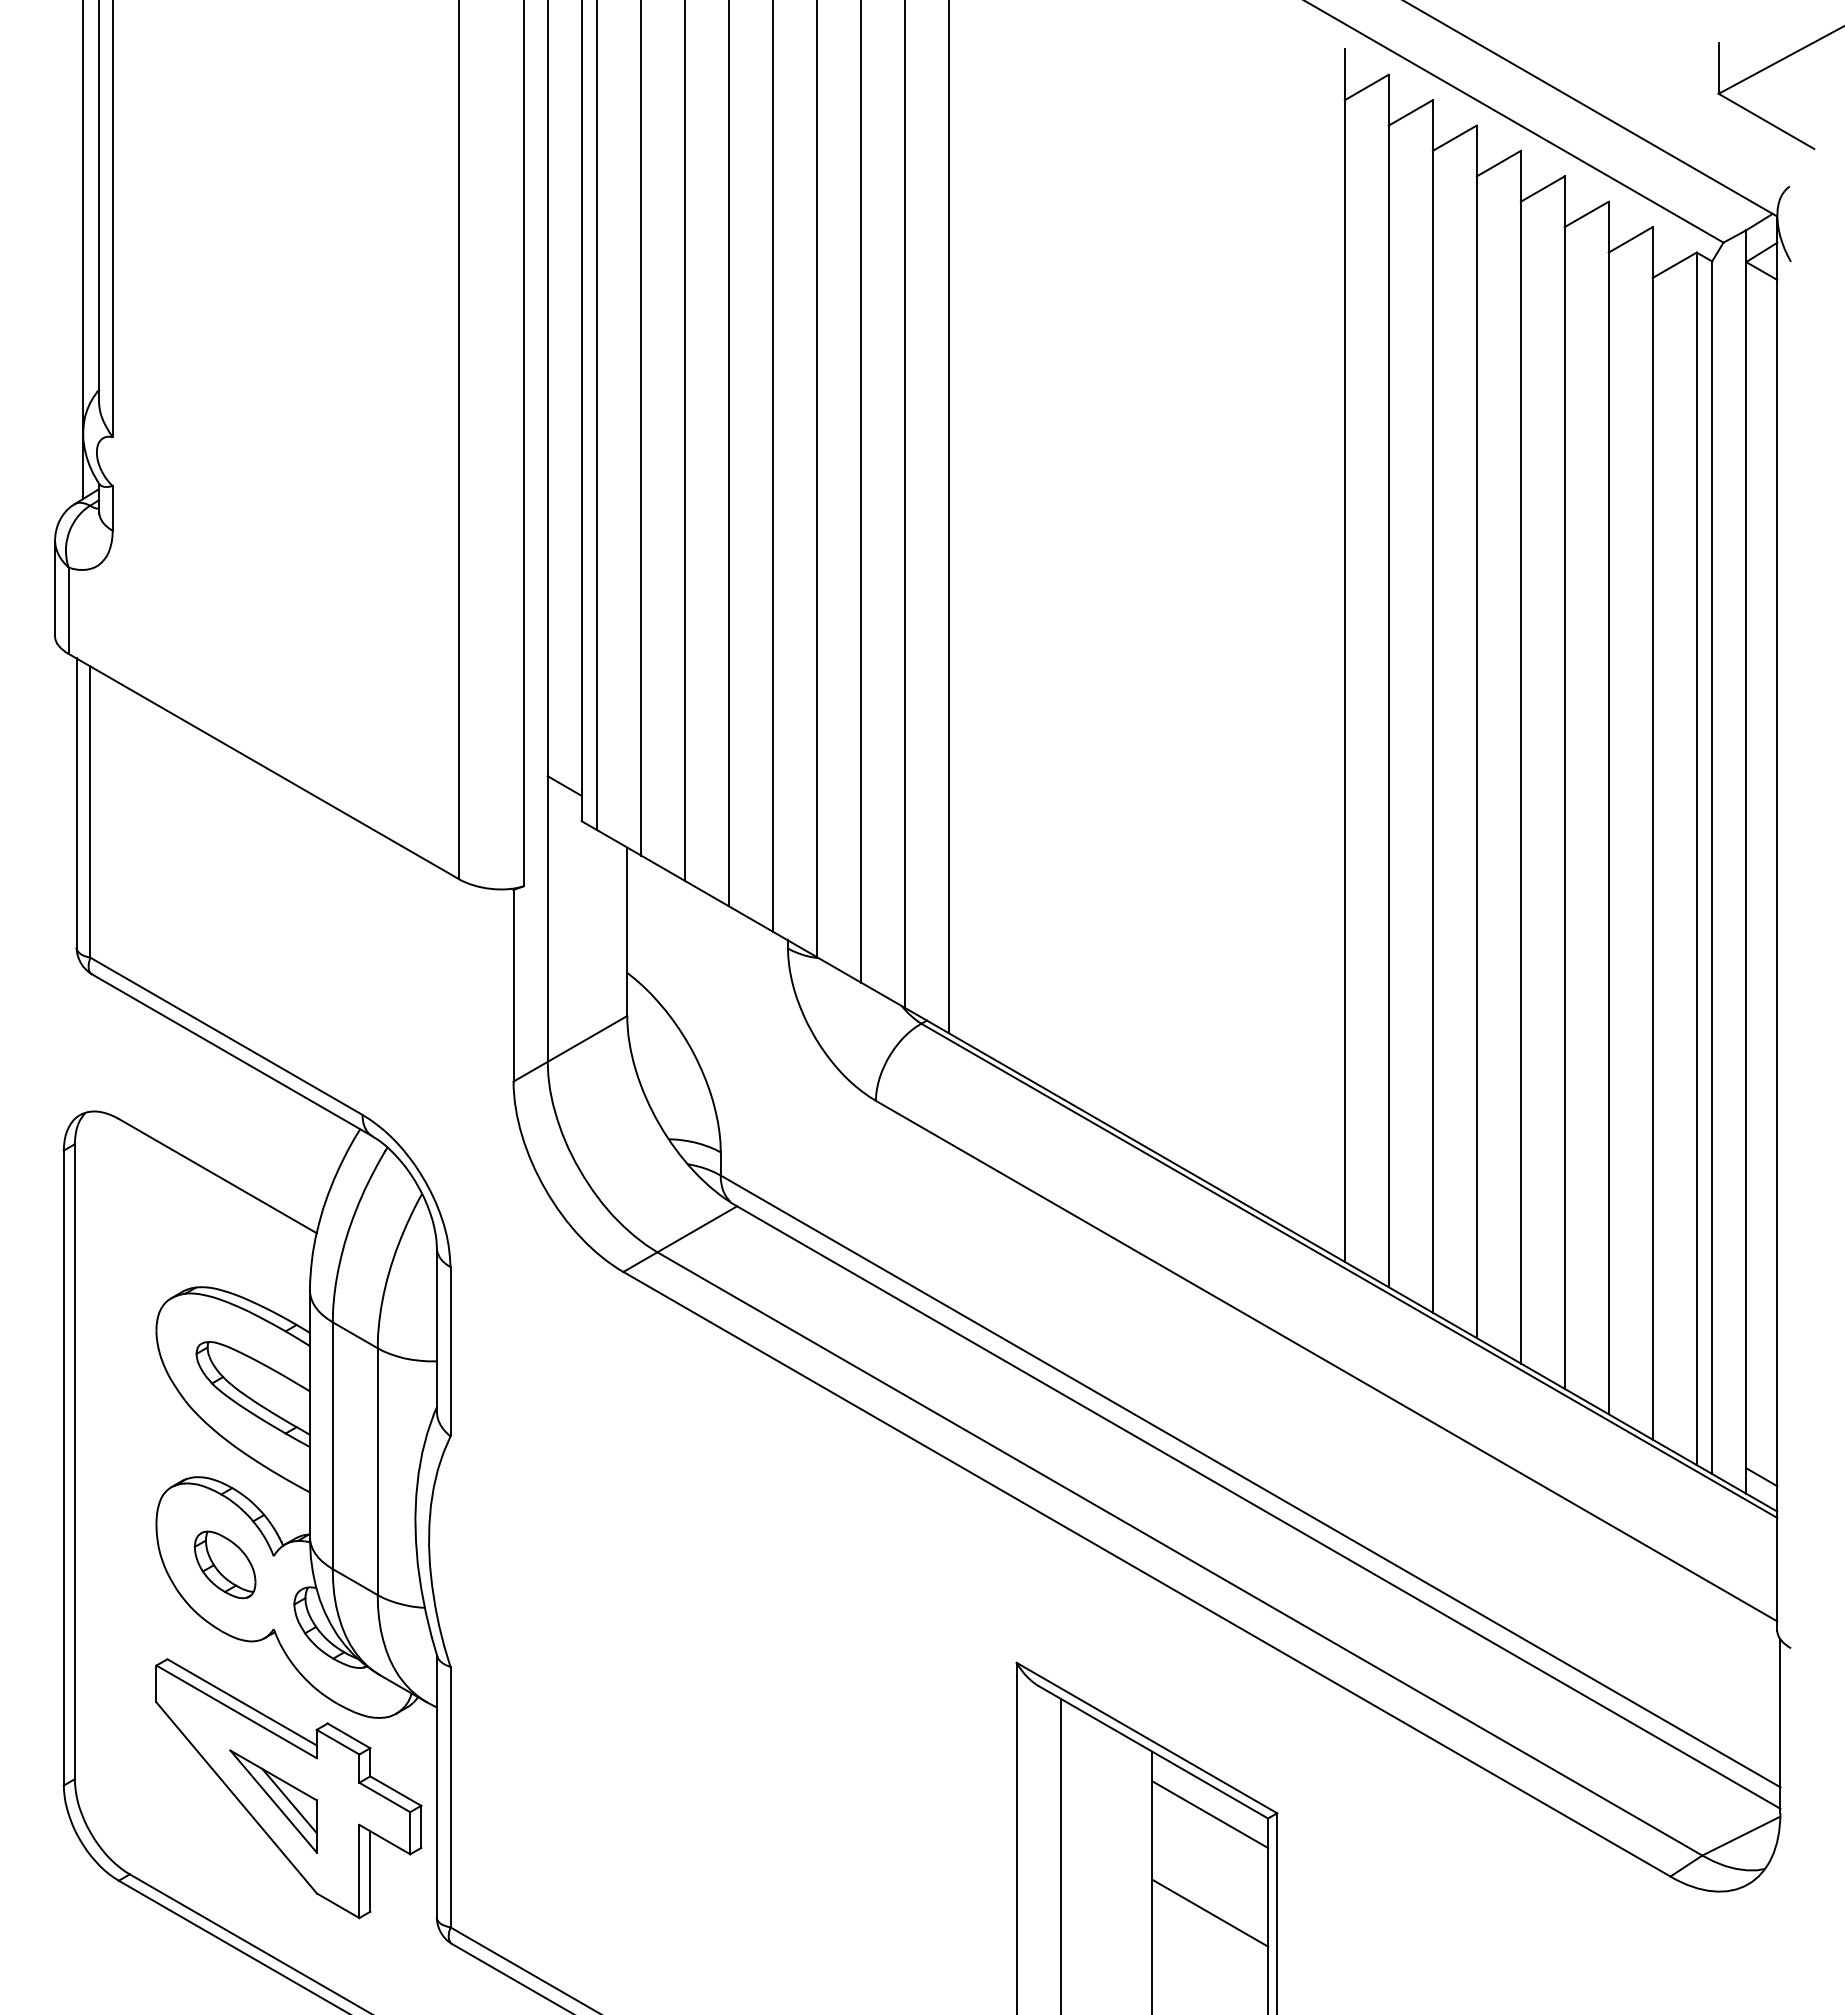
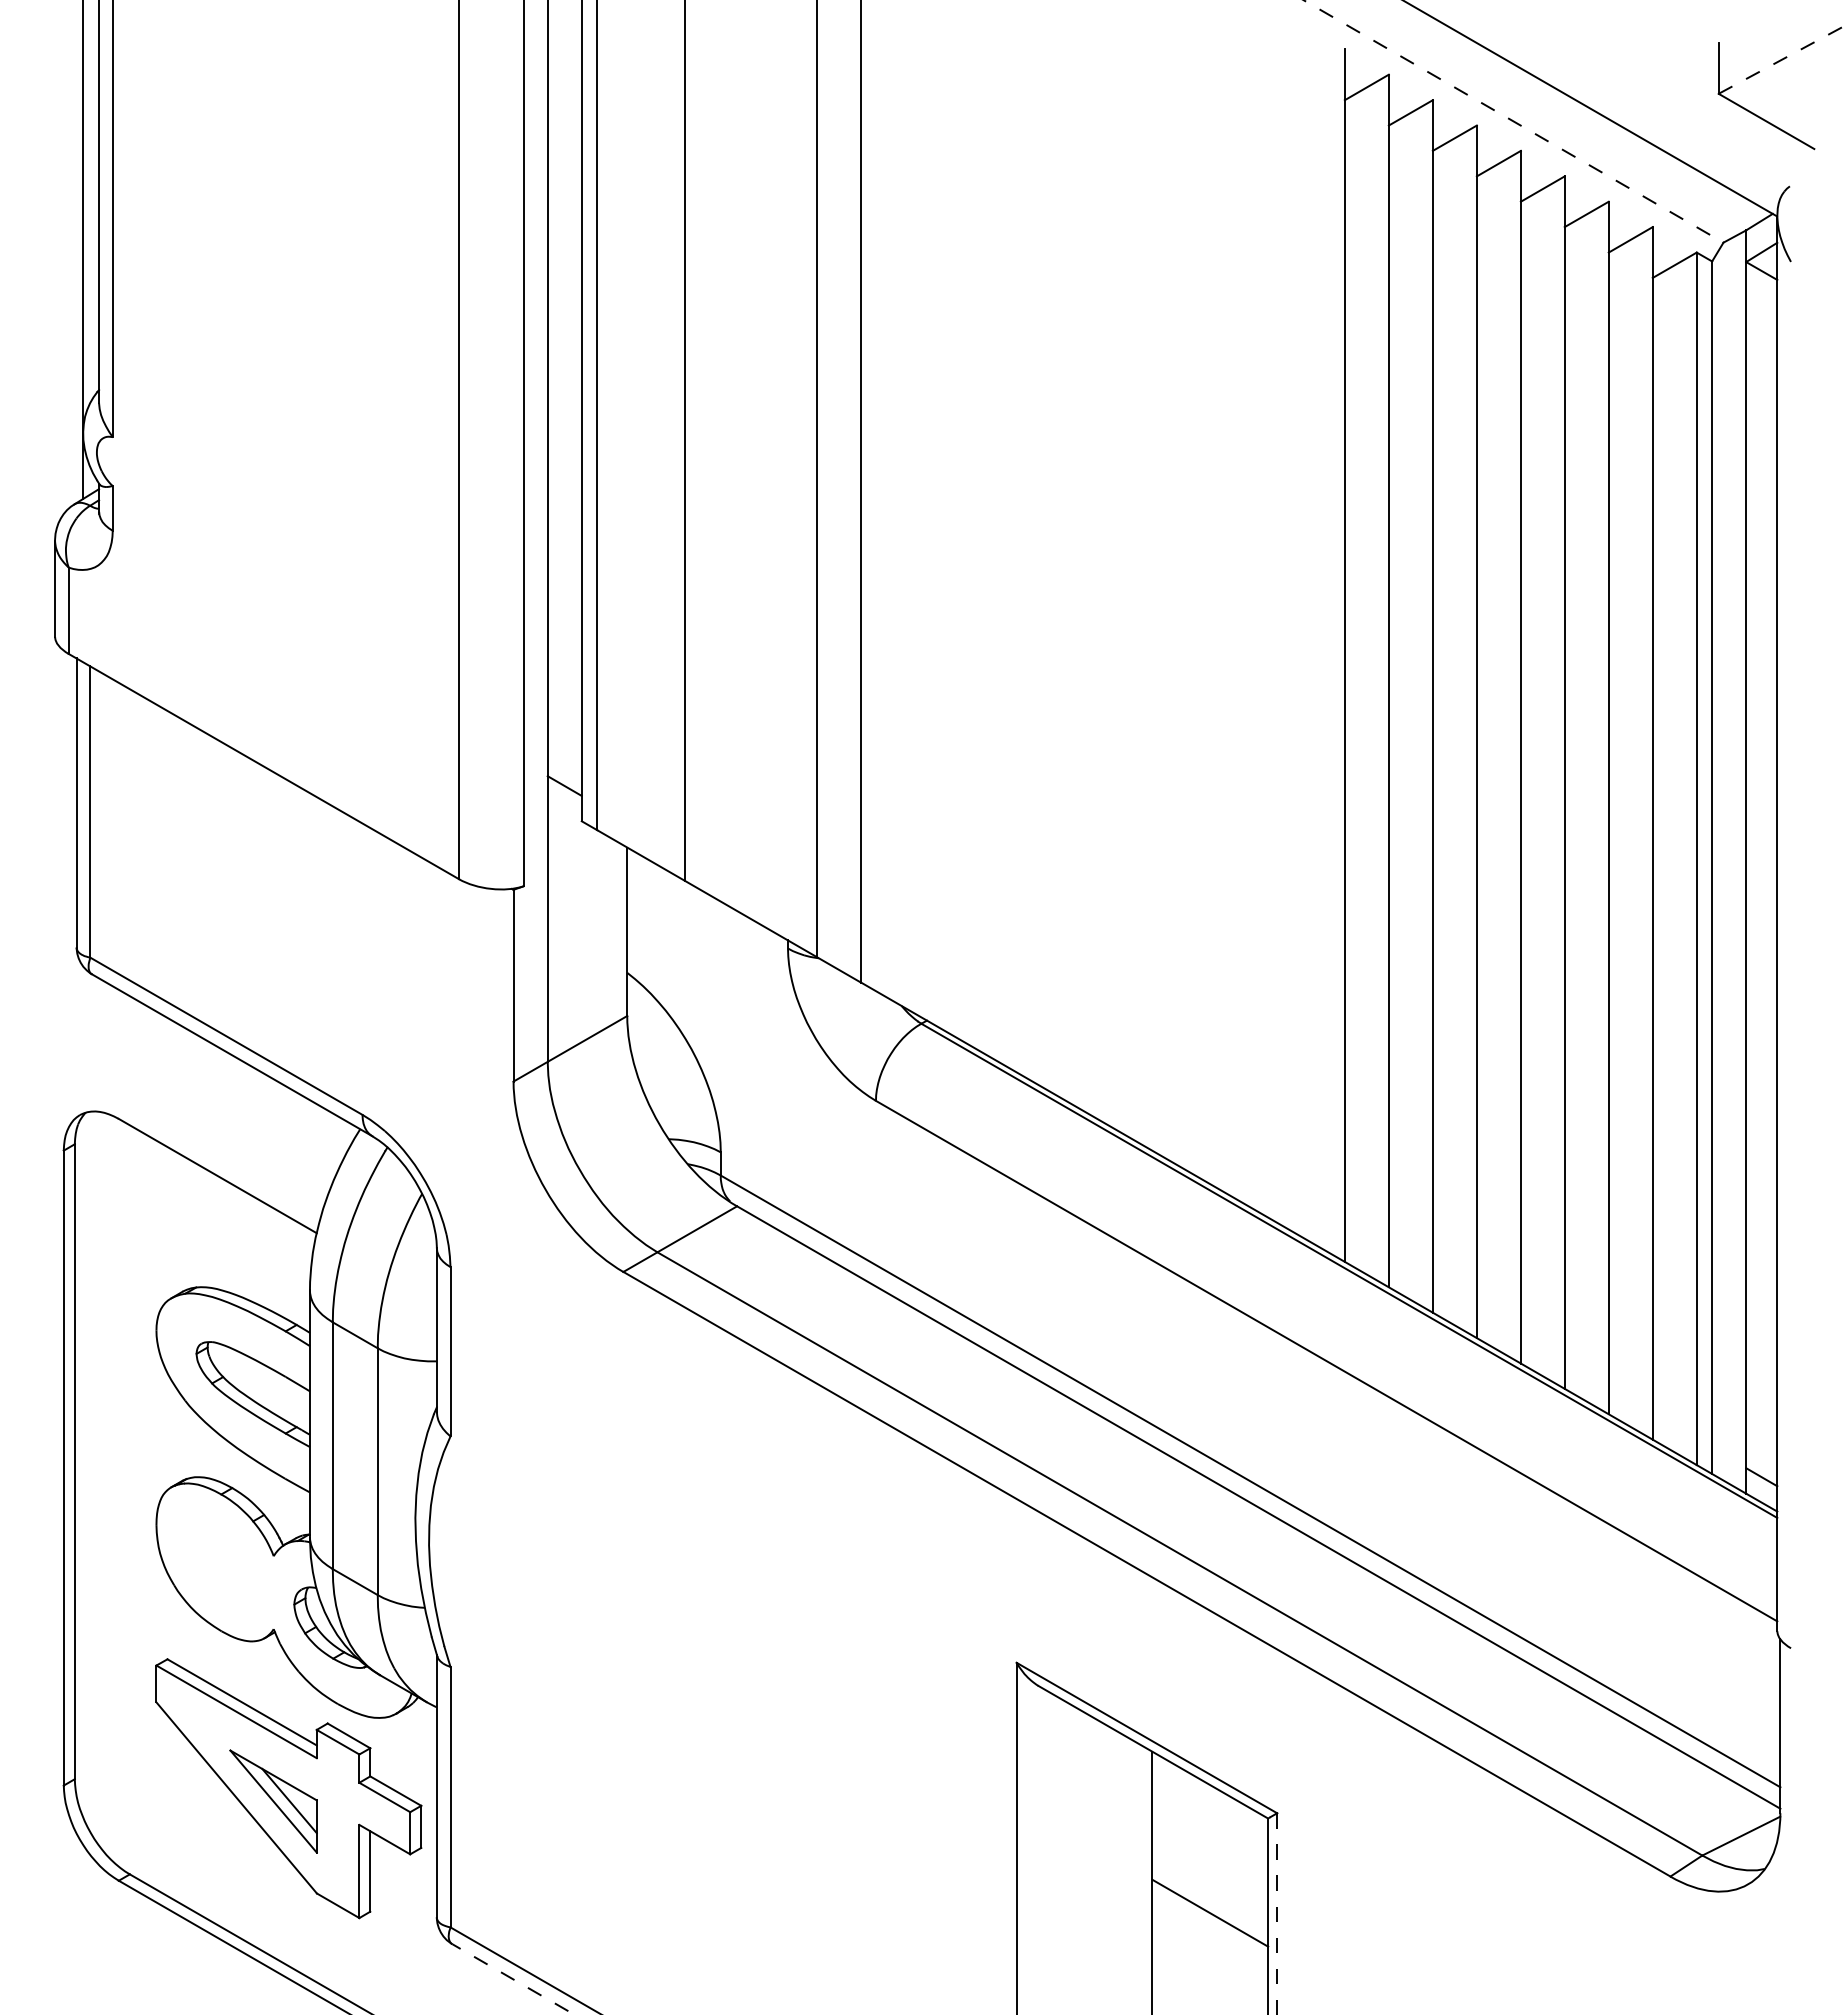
line: solid -> dashed (1781, 59)
line: solid -> dashed (1514, 121)
line: present -> none (641, 428)
line: present -> none (729, 454)
line: present -> none (773, 466)
line: present -> none (905, 504)
line: present -> none (949, 517)
part: present -> none (224, 1564)
line: present -> none (1210, 1814)
line: present -> none (1061, 1854)
line: solid -> dashed (1277, 1914)
line: solid -> dashed (512, 1979)
